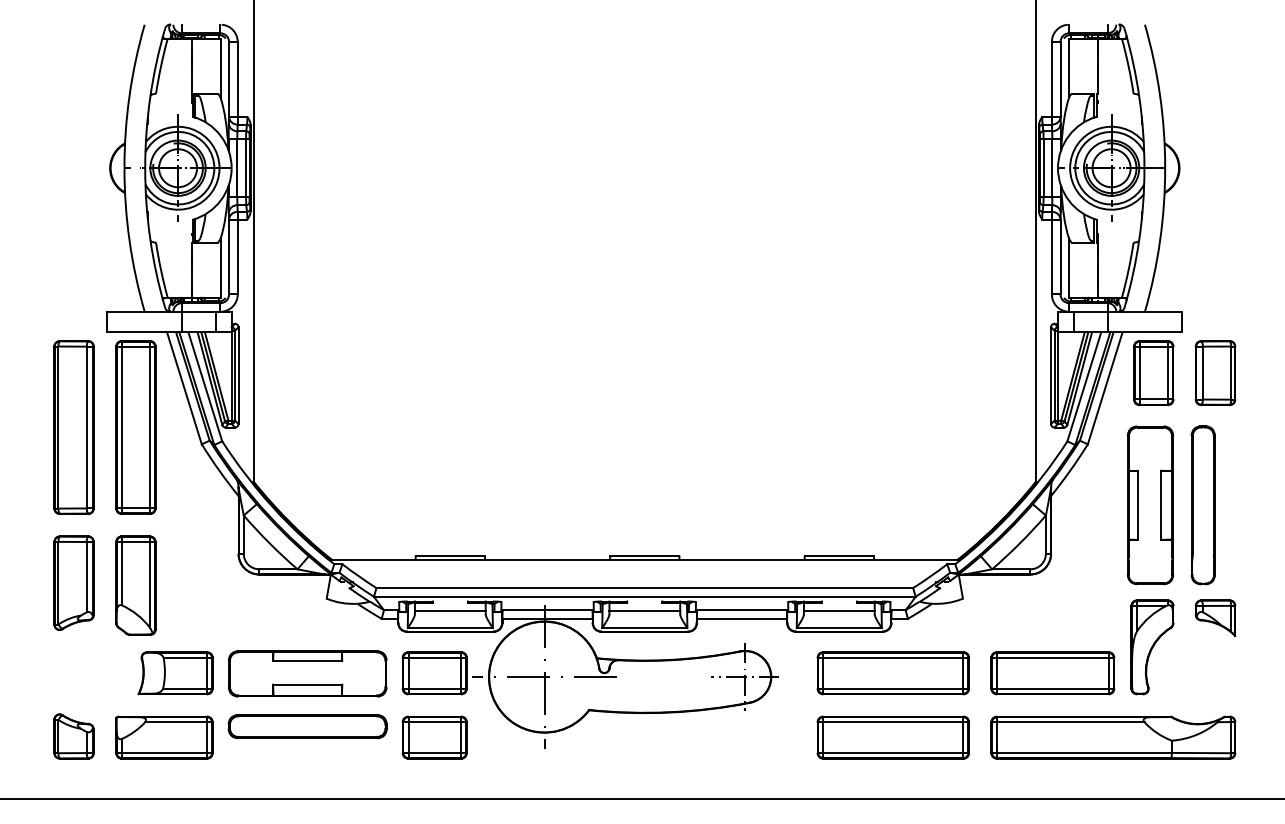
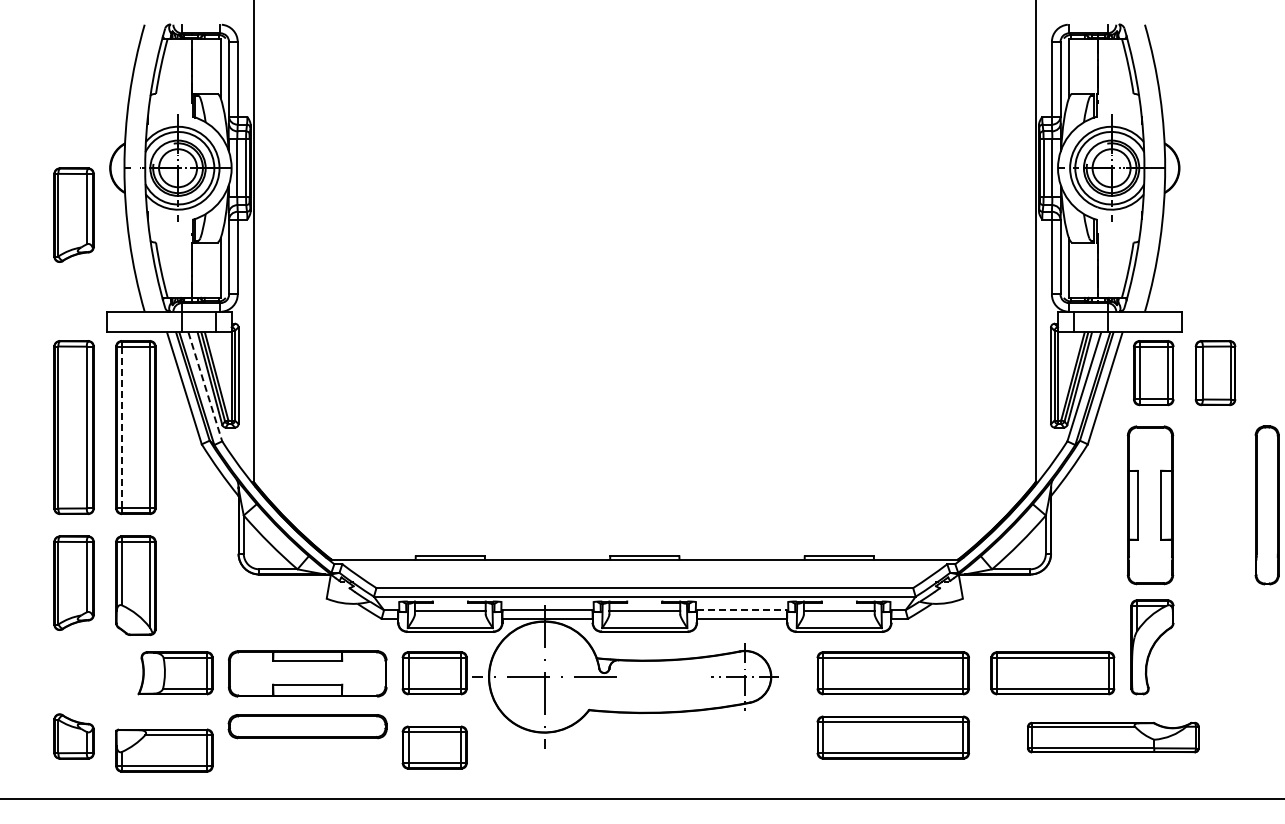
part: none -> present (73, 214)
line: solid -> dashed (205, 387)
line: solid -> dashed (121, 427)
part position: (1202, 505) -> (1266, 505) (1266, 505)
line: solid -> dashed (742, 610)
part: present -> none (1215, 617)
part position: (164, 737) -> (164, 750) (164, 750)
part position: (434, 737) -> (434, 747) (434, 747)
part size: 247x45 px -> 173x33 px (1113, 737)
